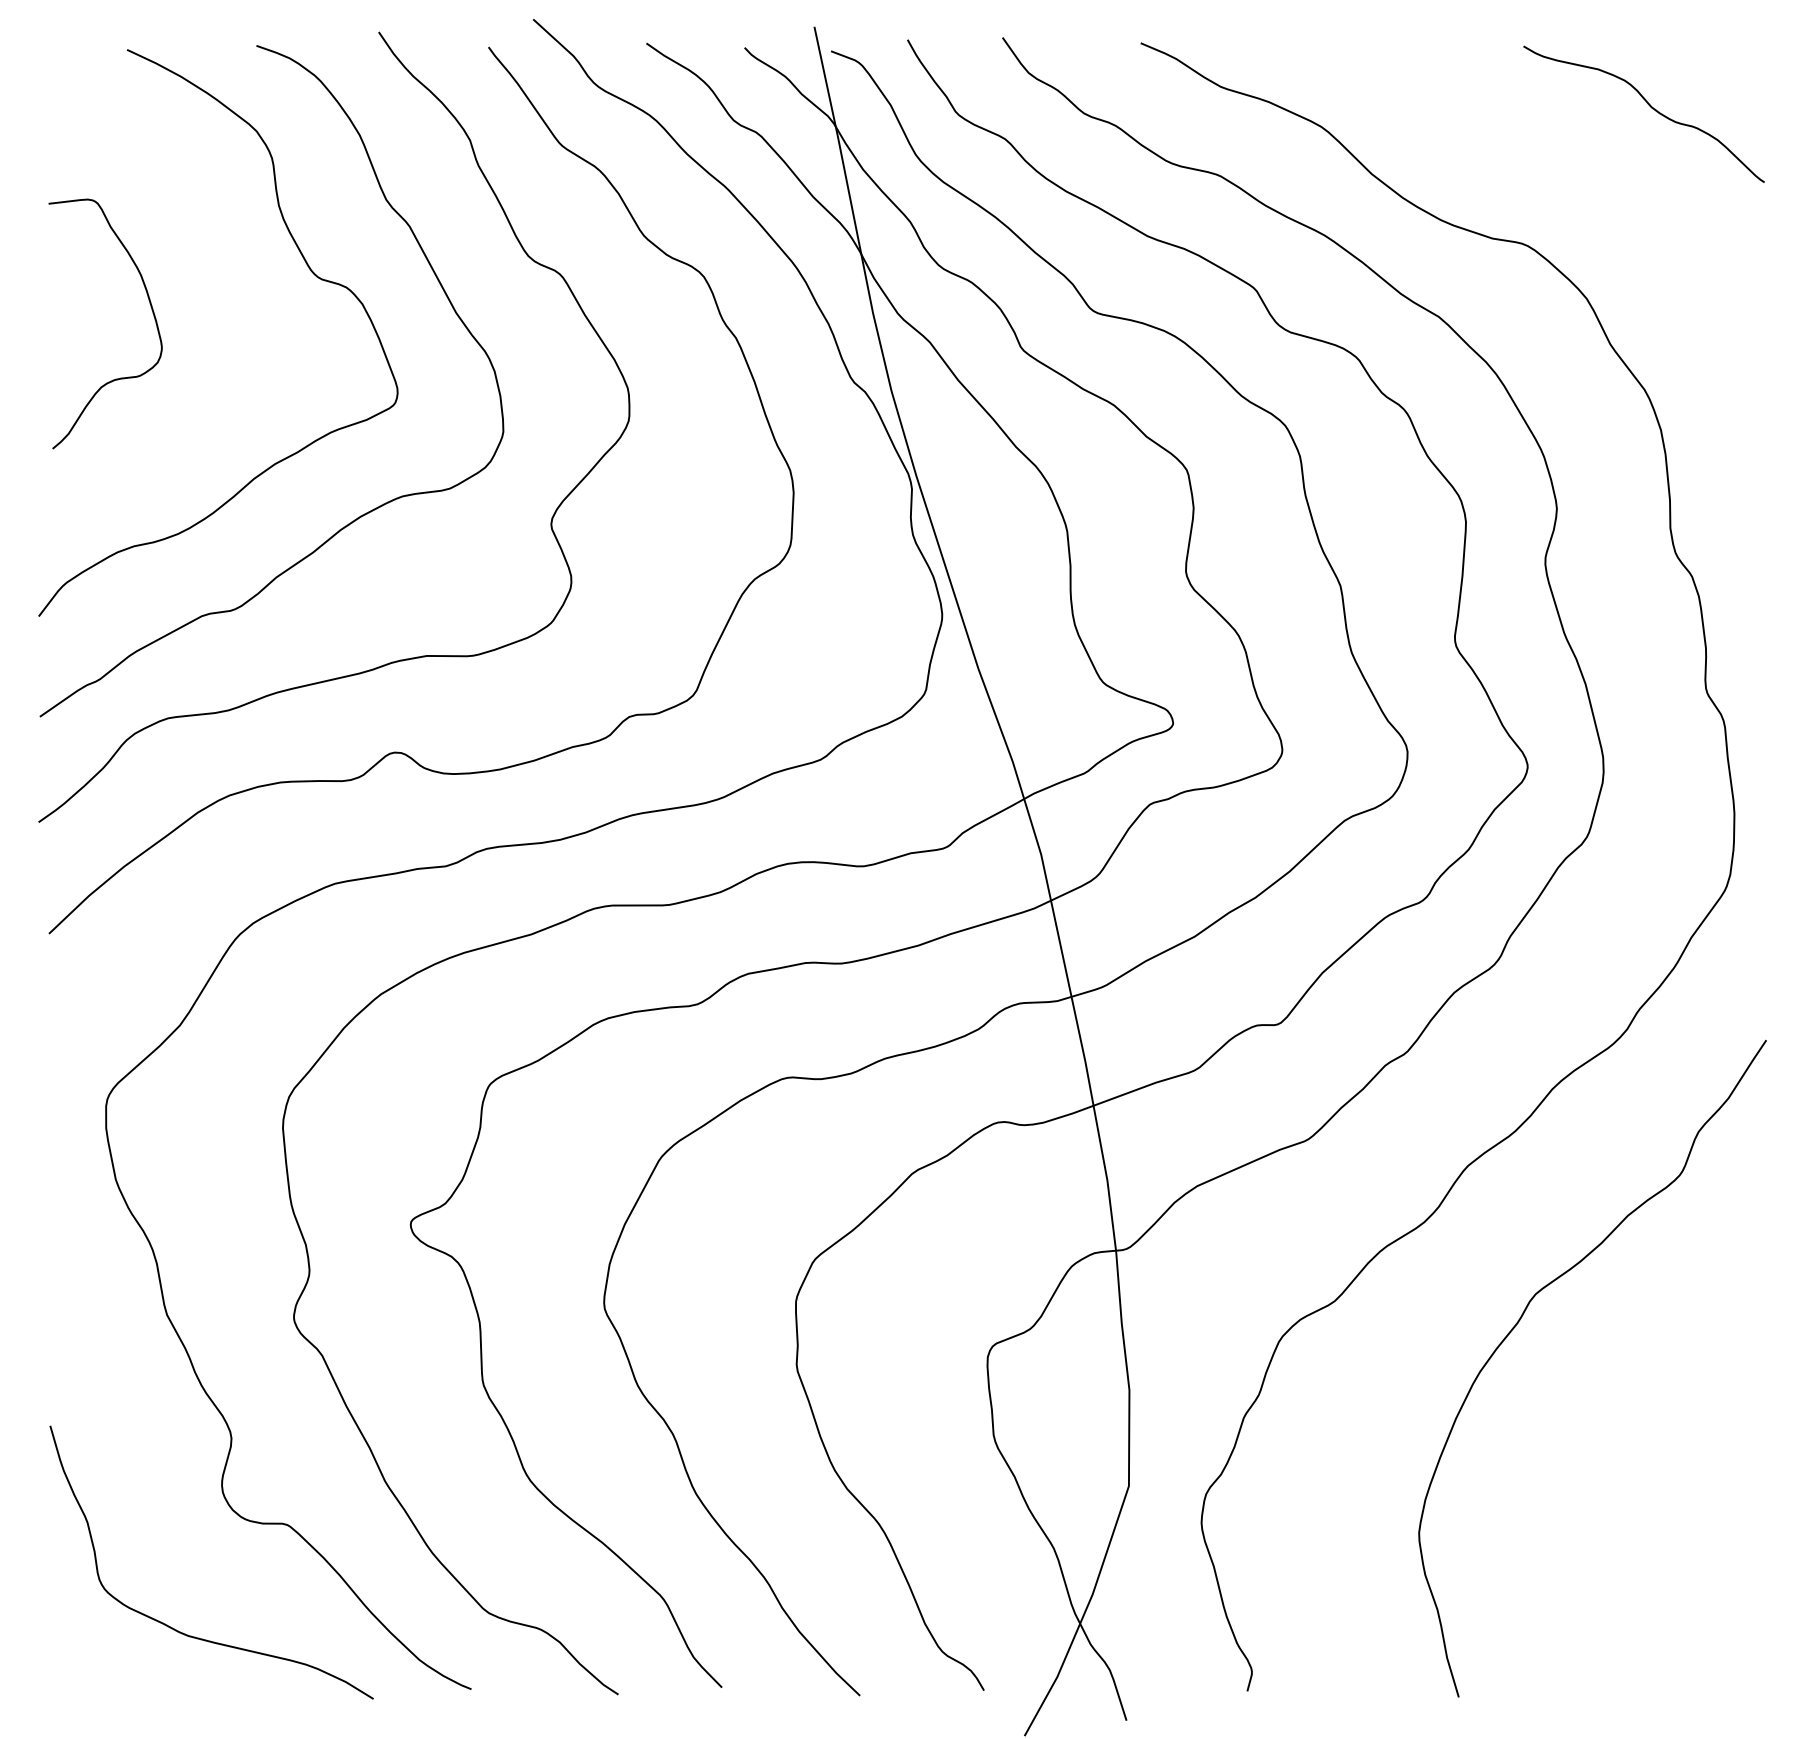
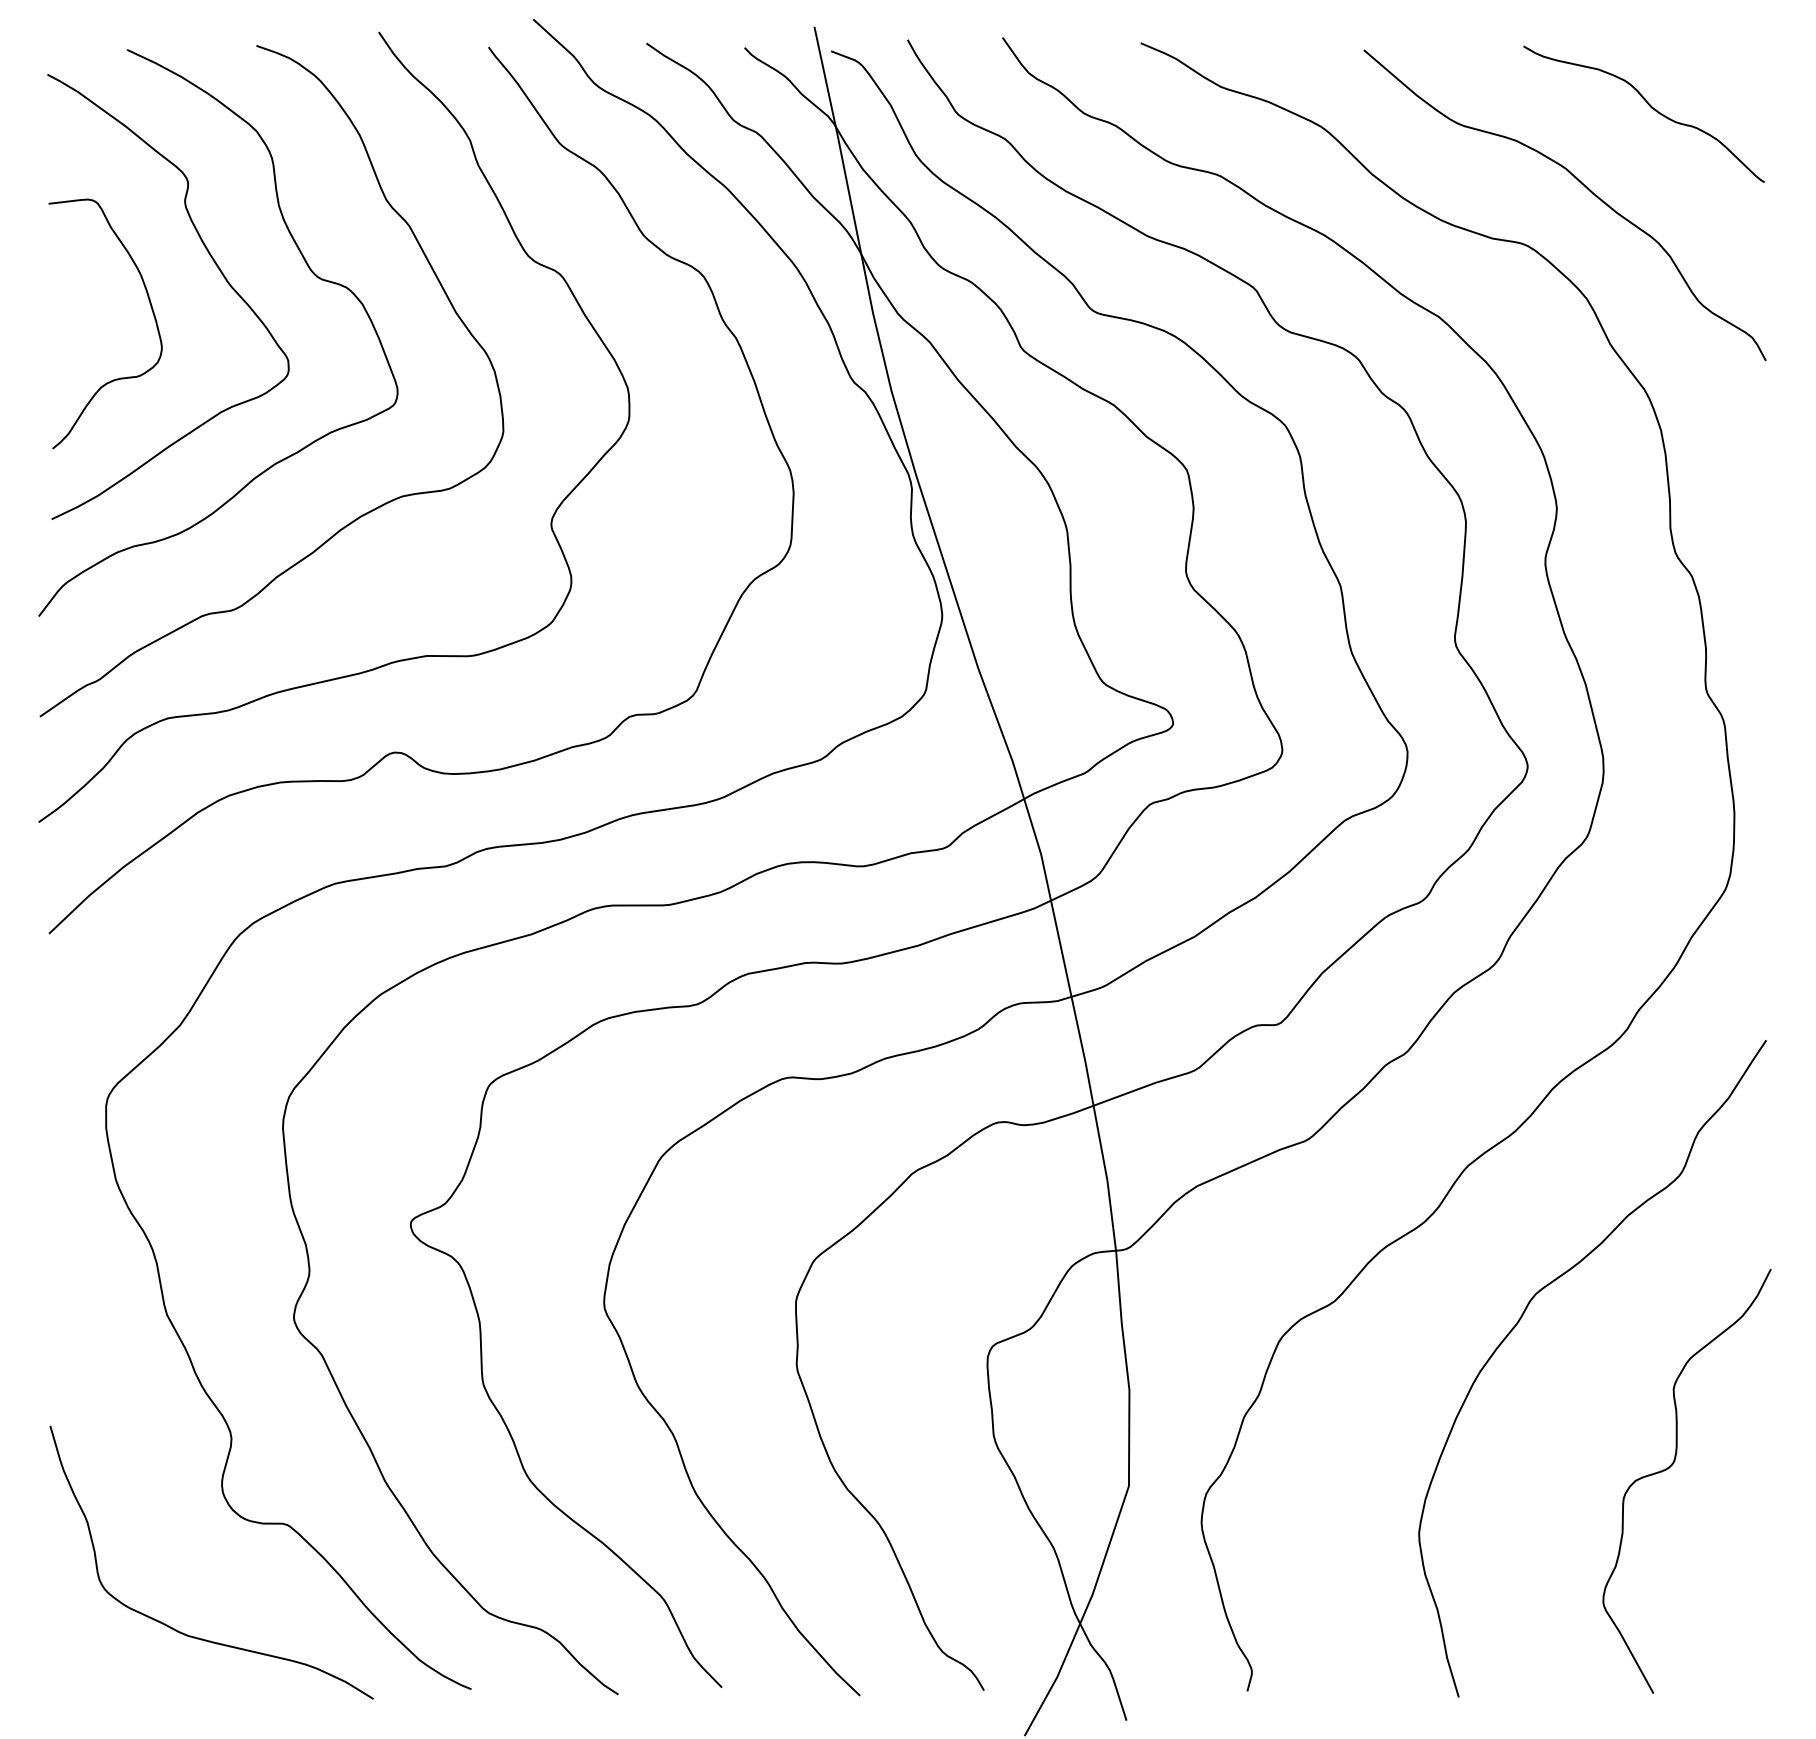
curve: none -> present (1581, 184)
curve: none -> present (216, 266)
curve: none -> present (1672, 1465)
